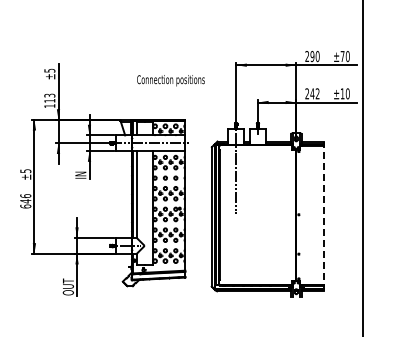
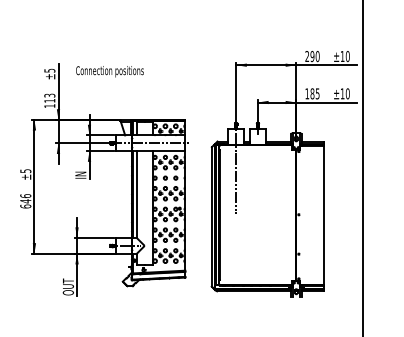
text: ±70 -> ±10 (342, 56)
text position: (170, 80) -> (109, 71) (109, 71)
text: 242 -> 185 (312, 93)
line: dashed -> solid (324, 216)
